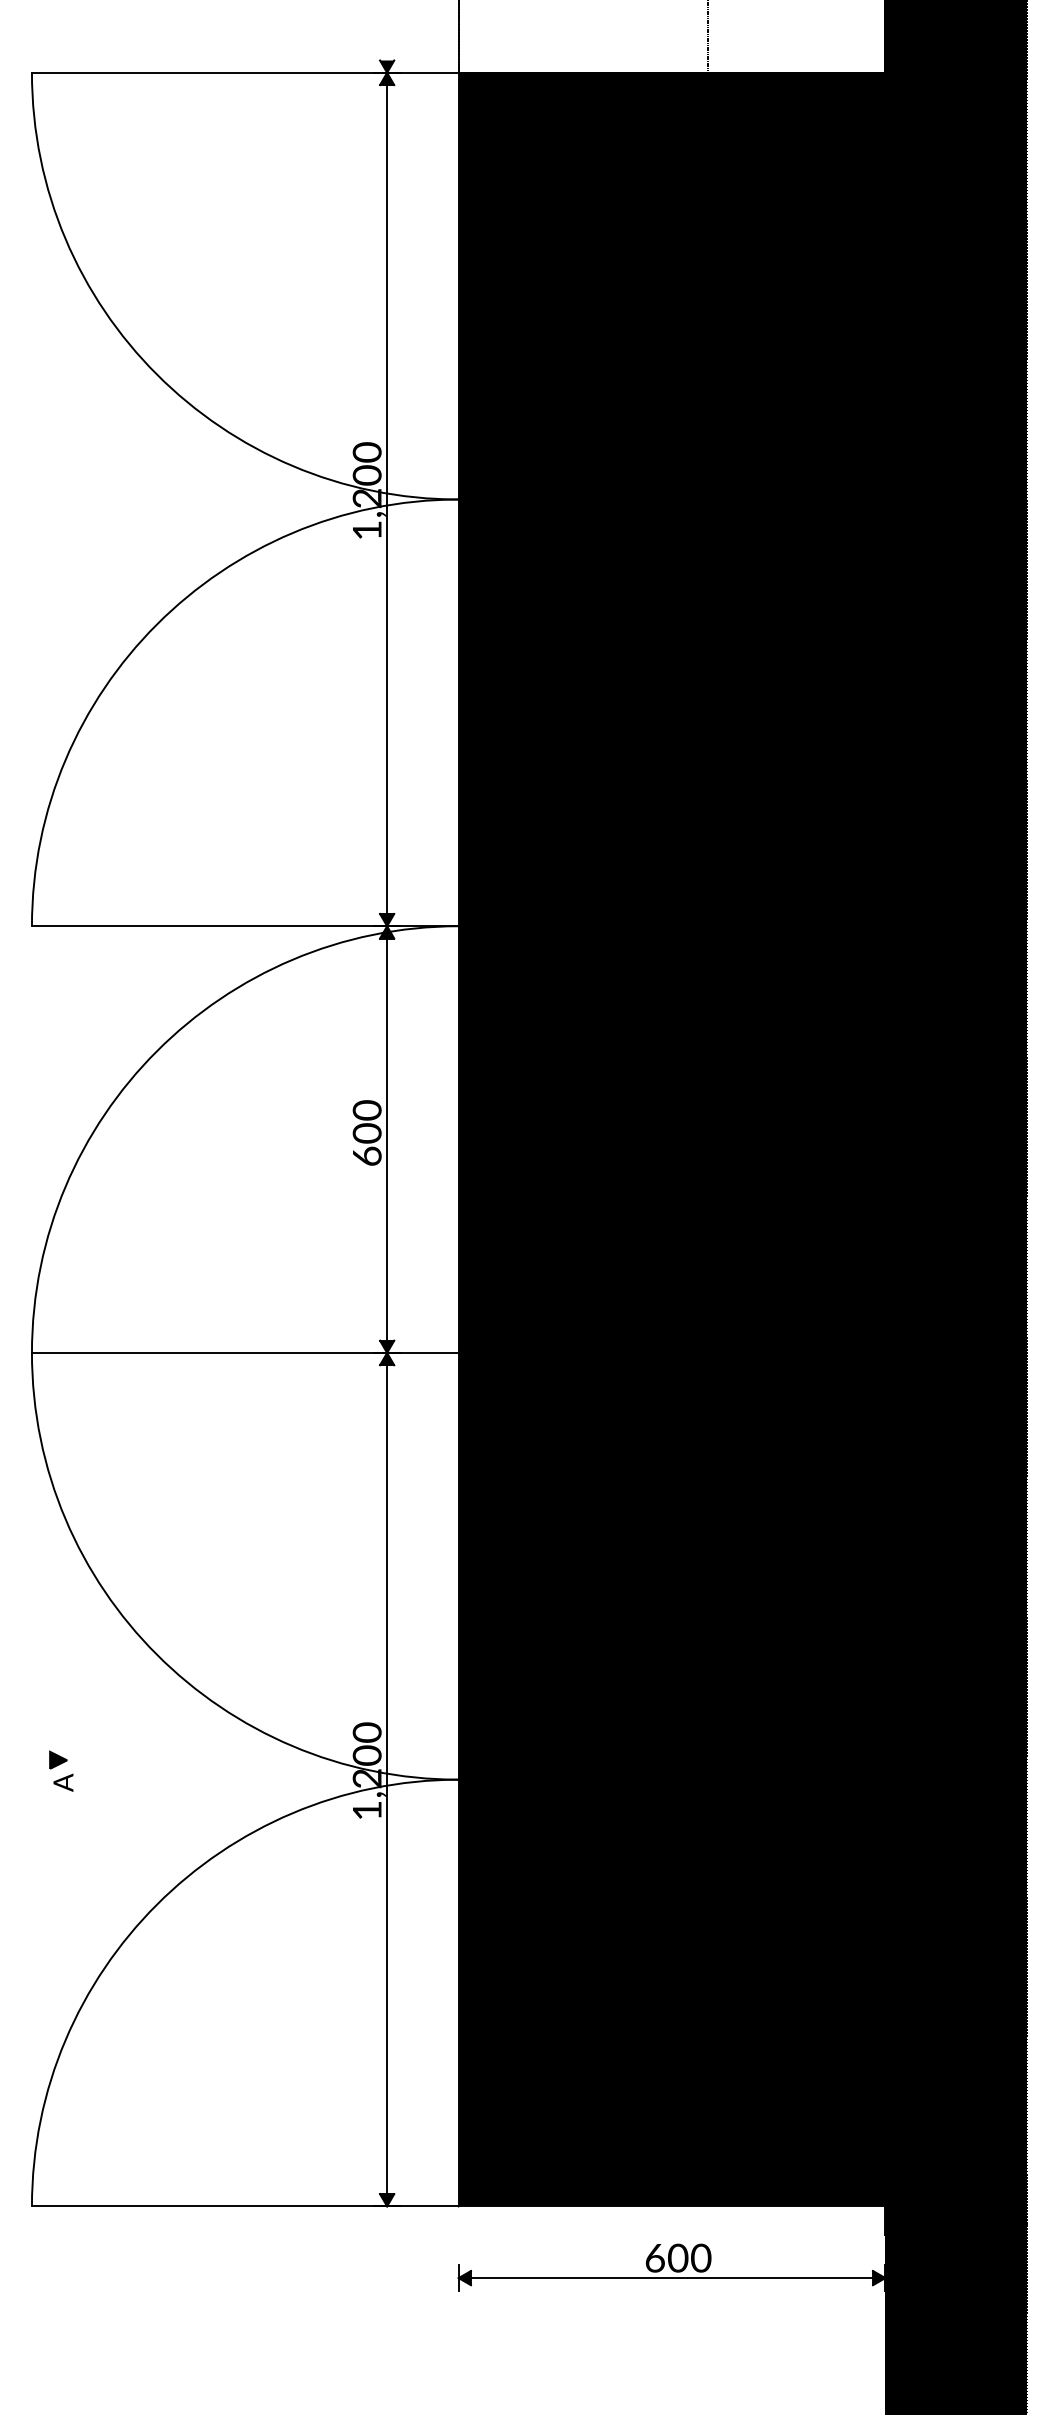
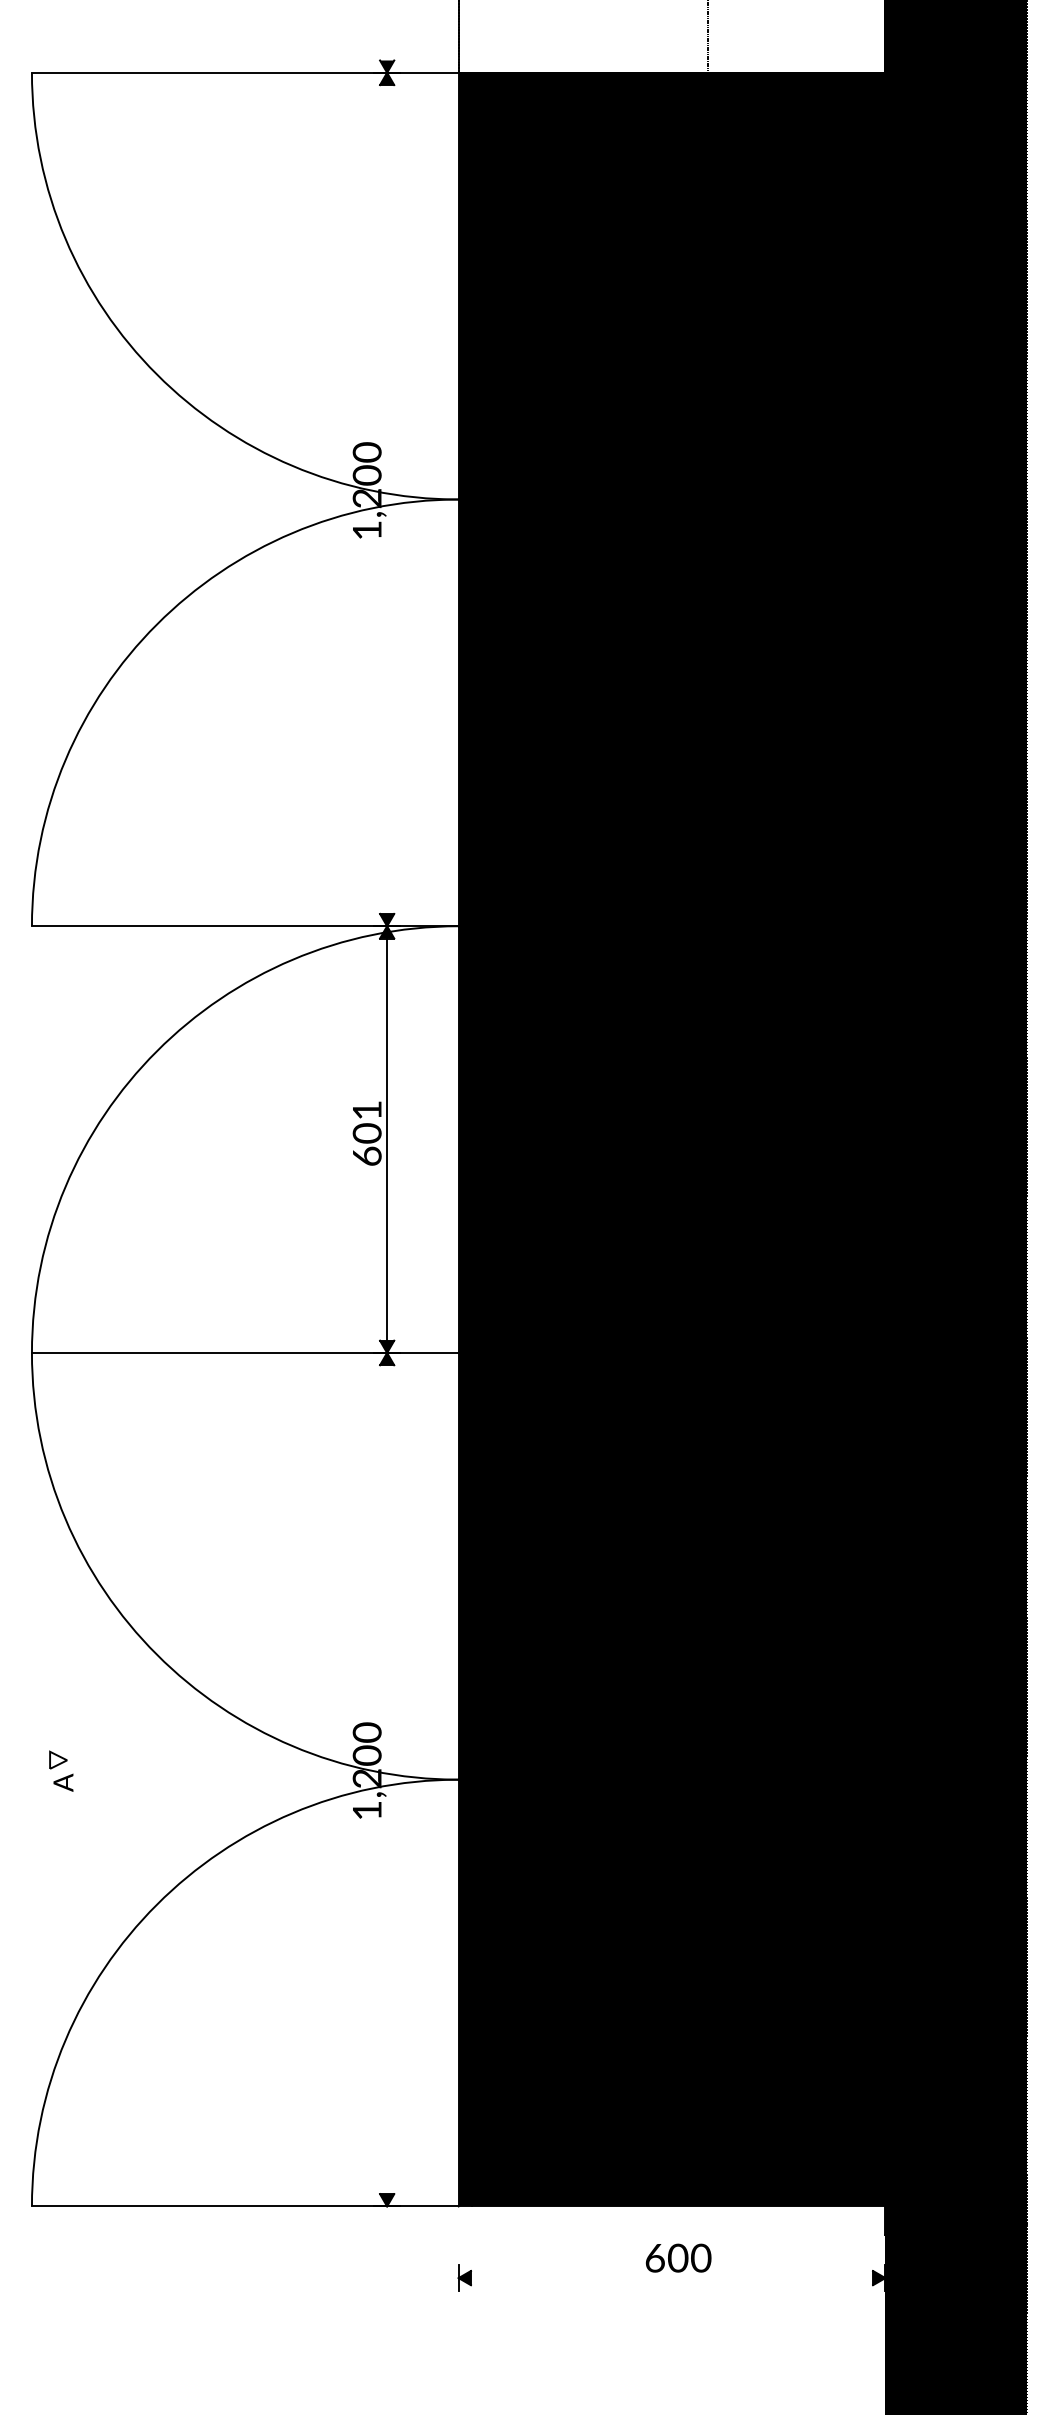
line: present -> none (387, 499)
text: 600 -> 601 (366, 1110)
fill: present -> none (58, 1759)
line: present -> none (387, 1779)
line: present -> none (672, 2278)
